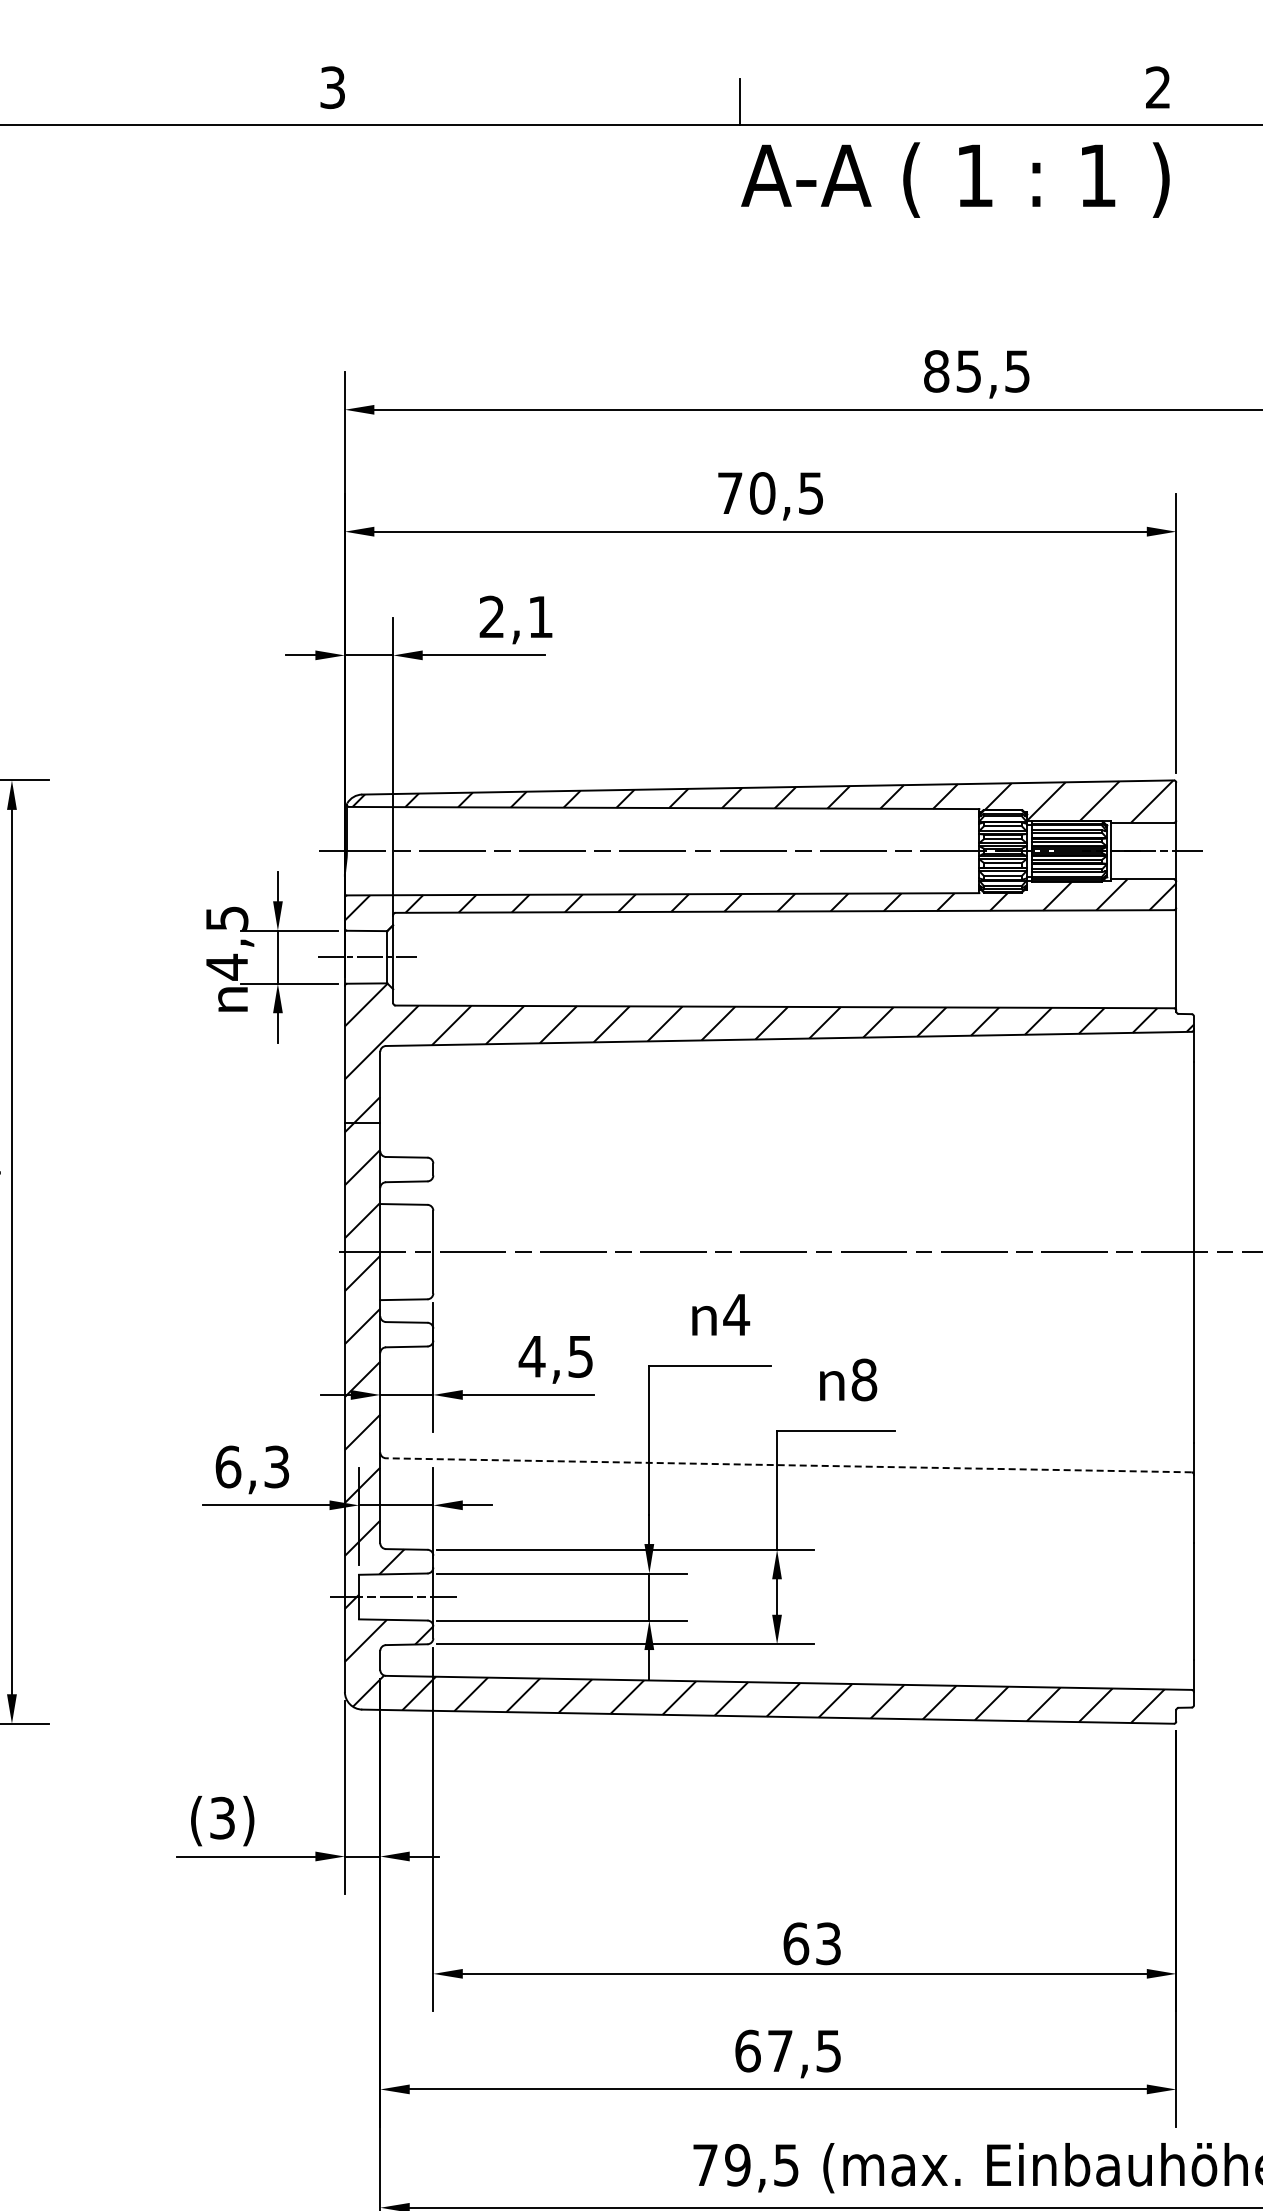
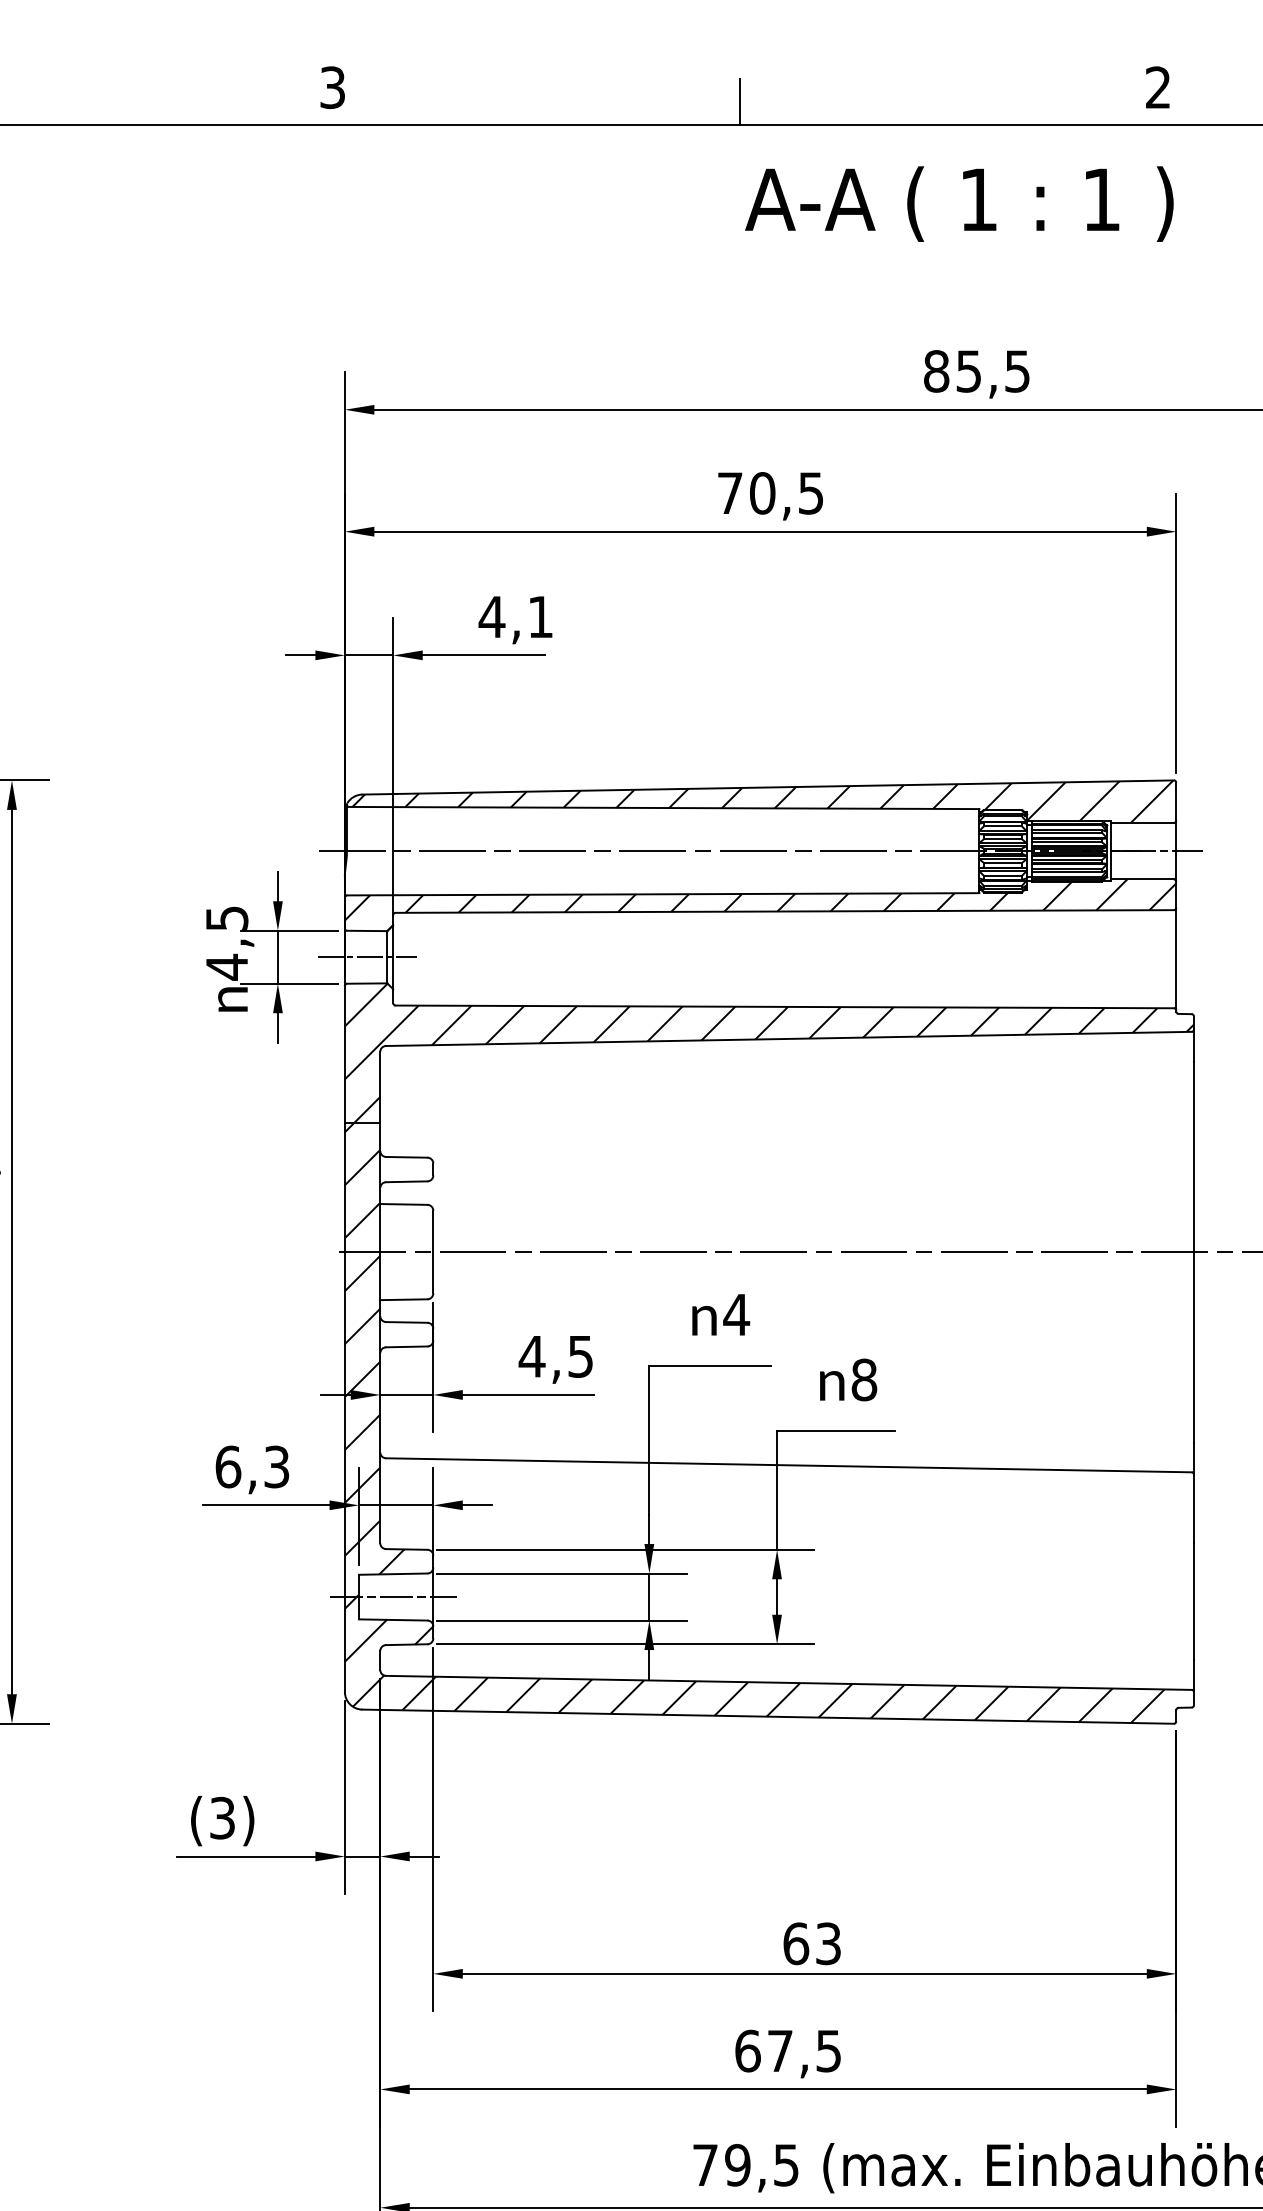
text position: (955, 179) -> (959, 203) (959, 203)
text: 2,1 -> 4,1 (491, 616)
line: dashed -> solid (788, 1465)
